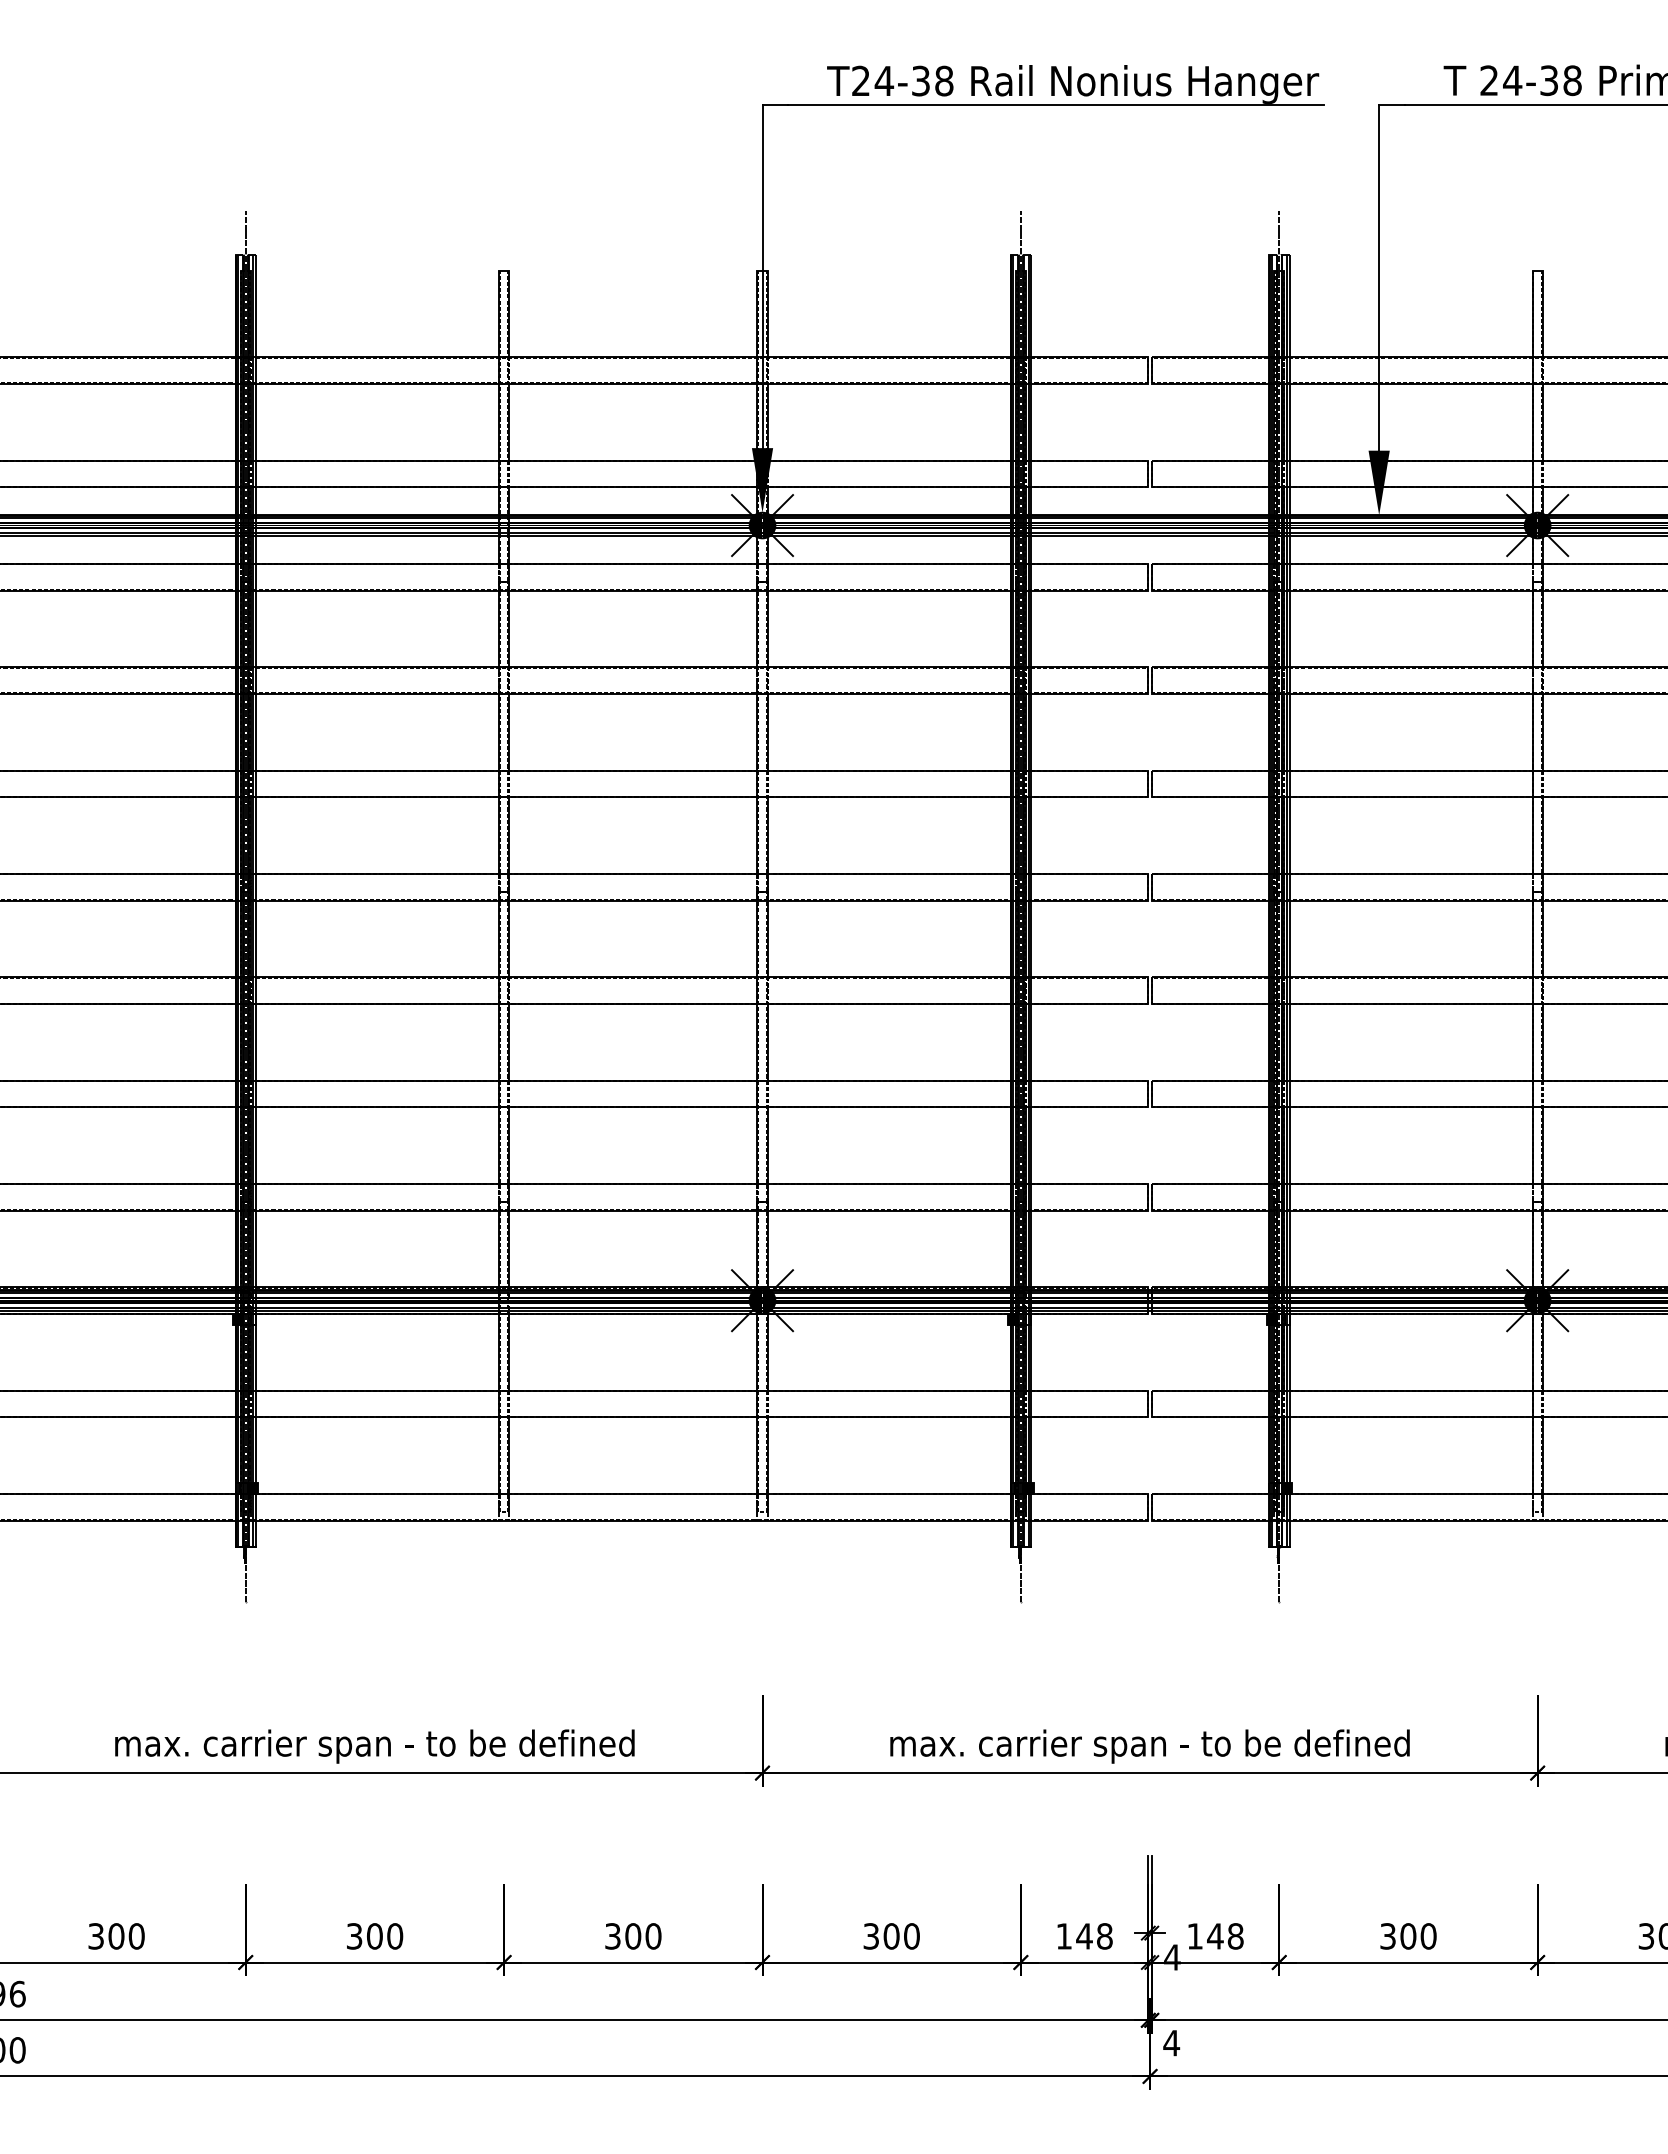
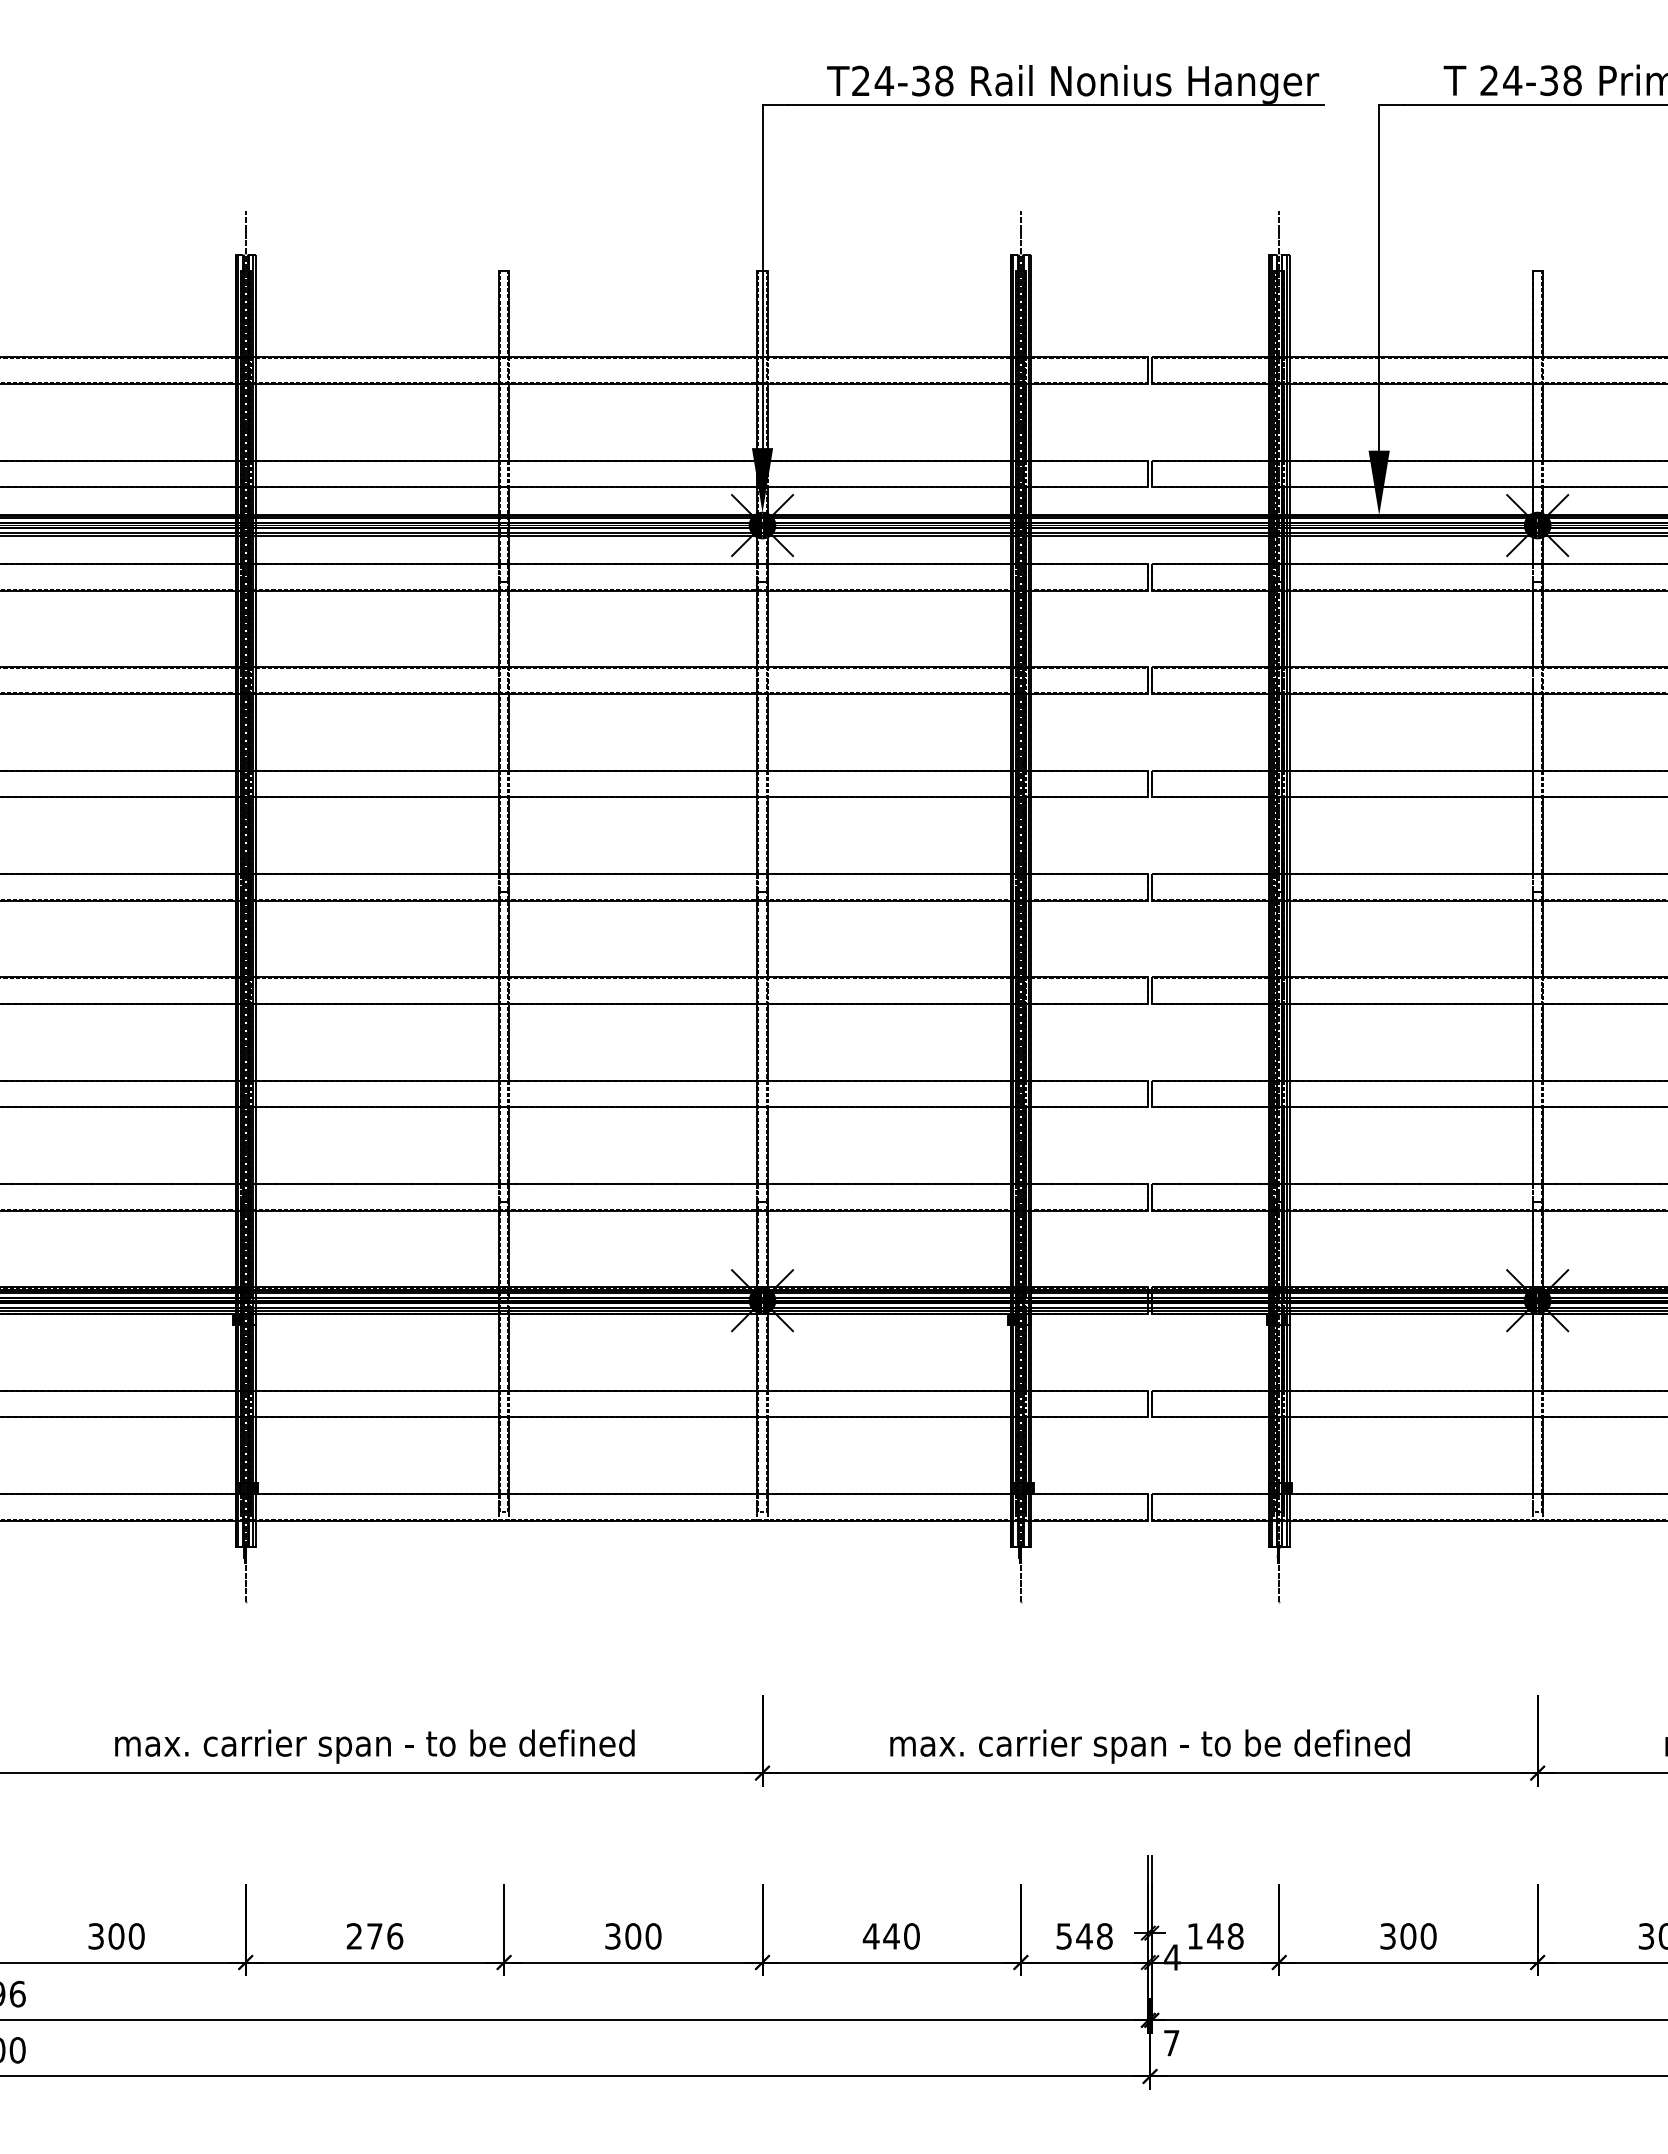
text: 300 -> 276 (374, 1936)
text: 300 -> 440 (880, 1936)
text: 148 -> 548 (1063, 1936)
text: 4 -> 7 (1171, 2043)
